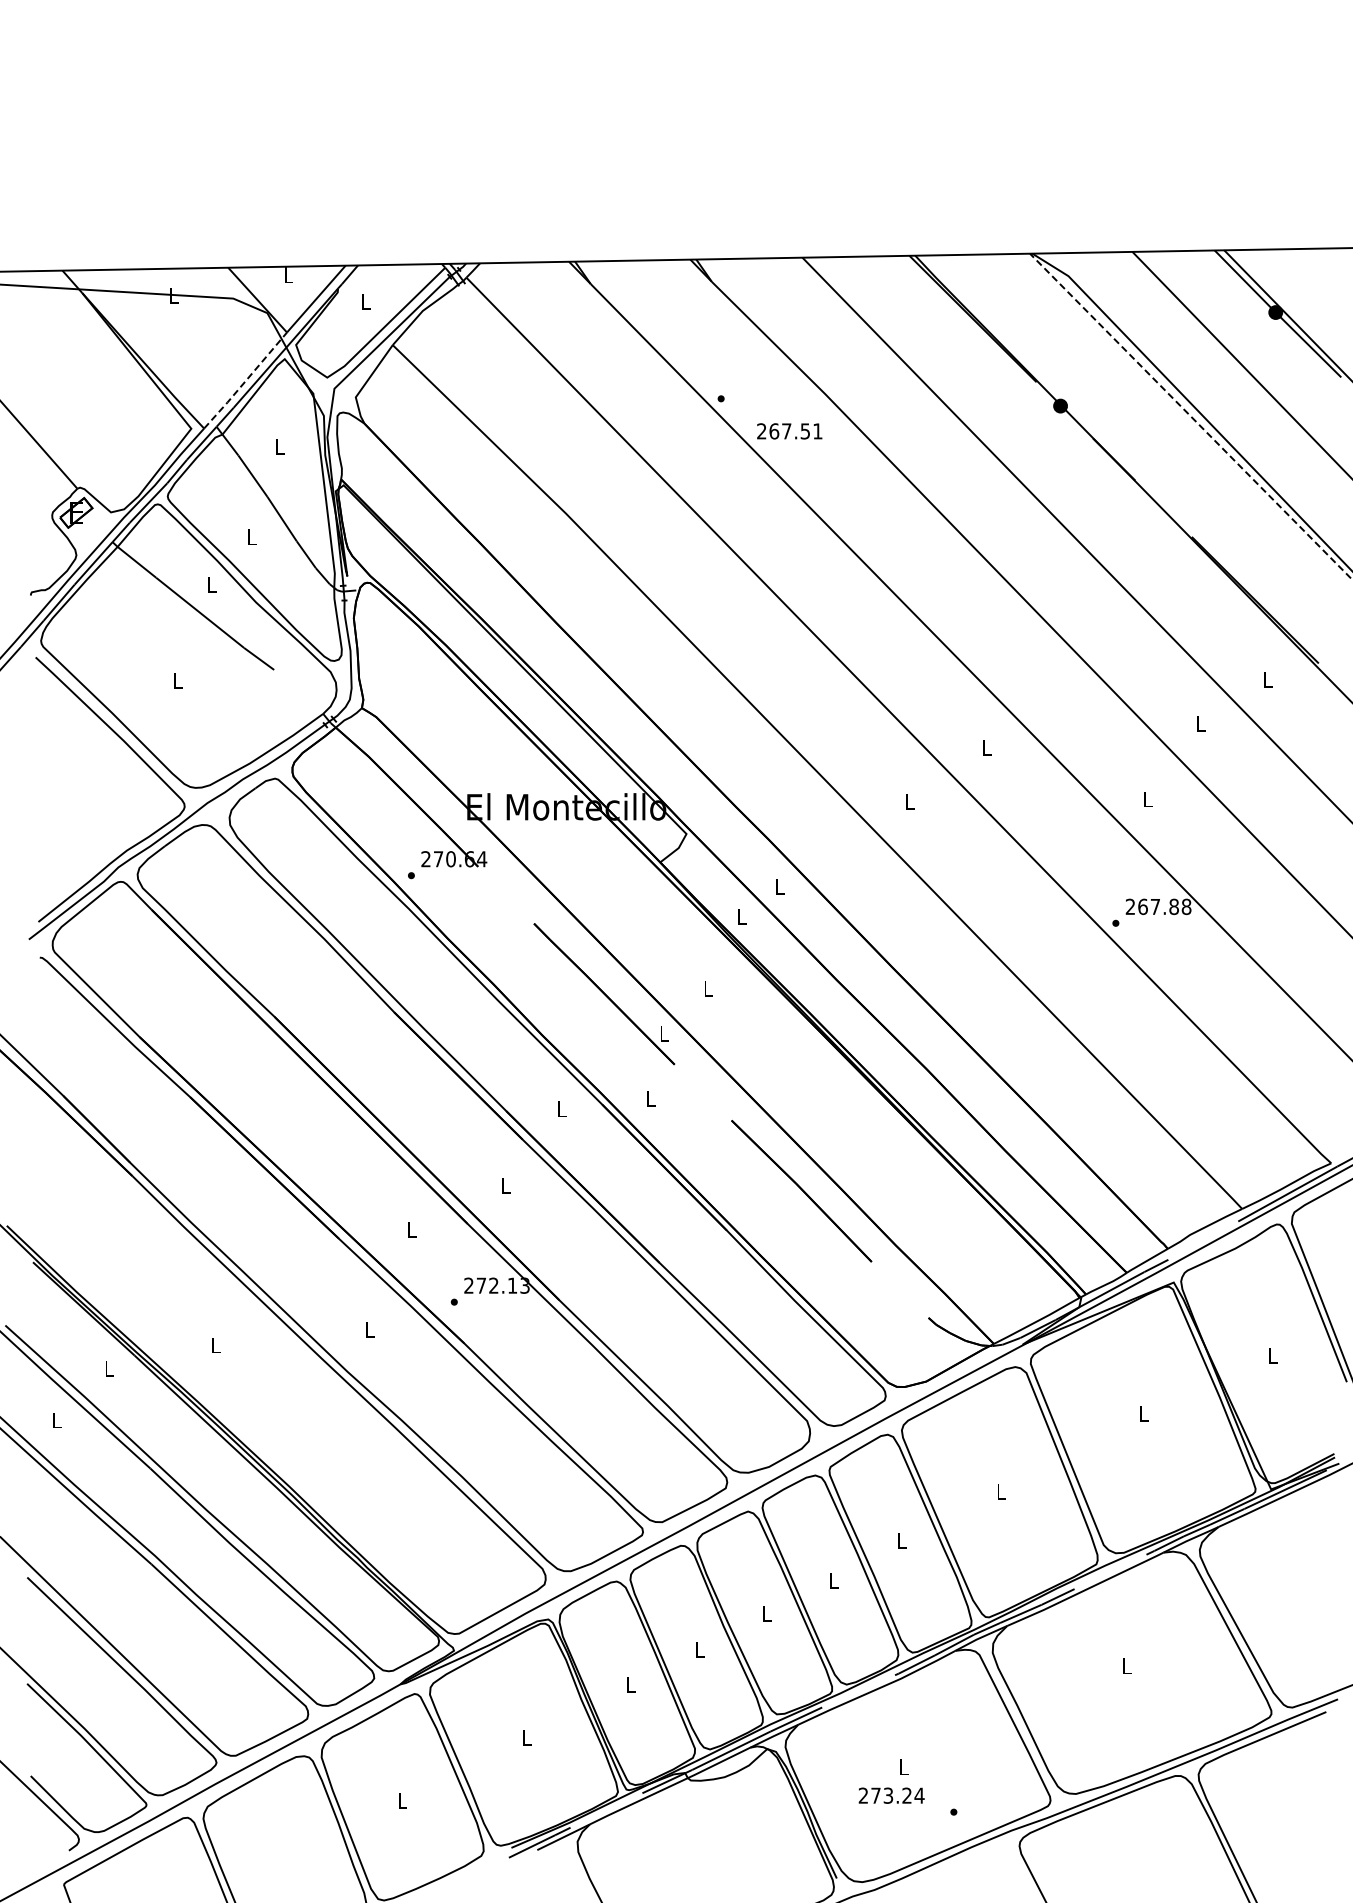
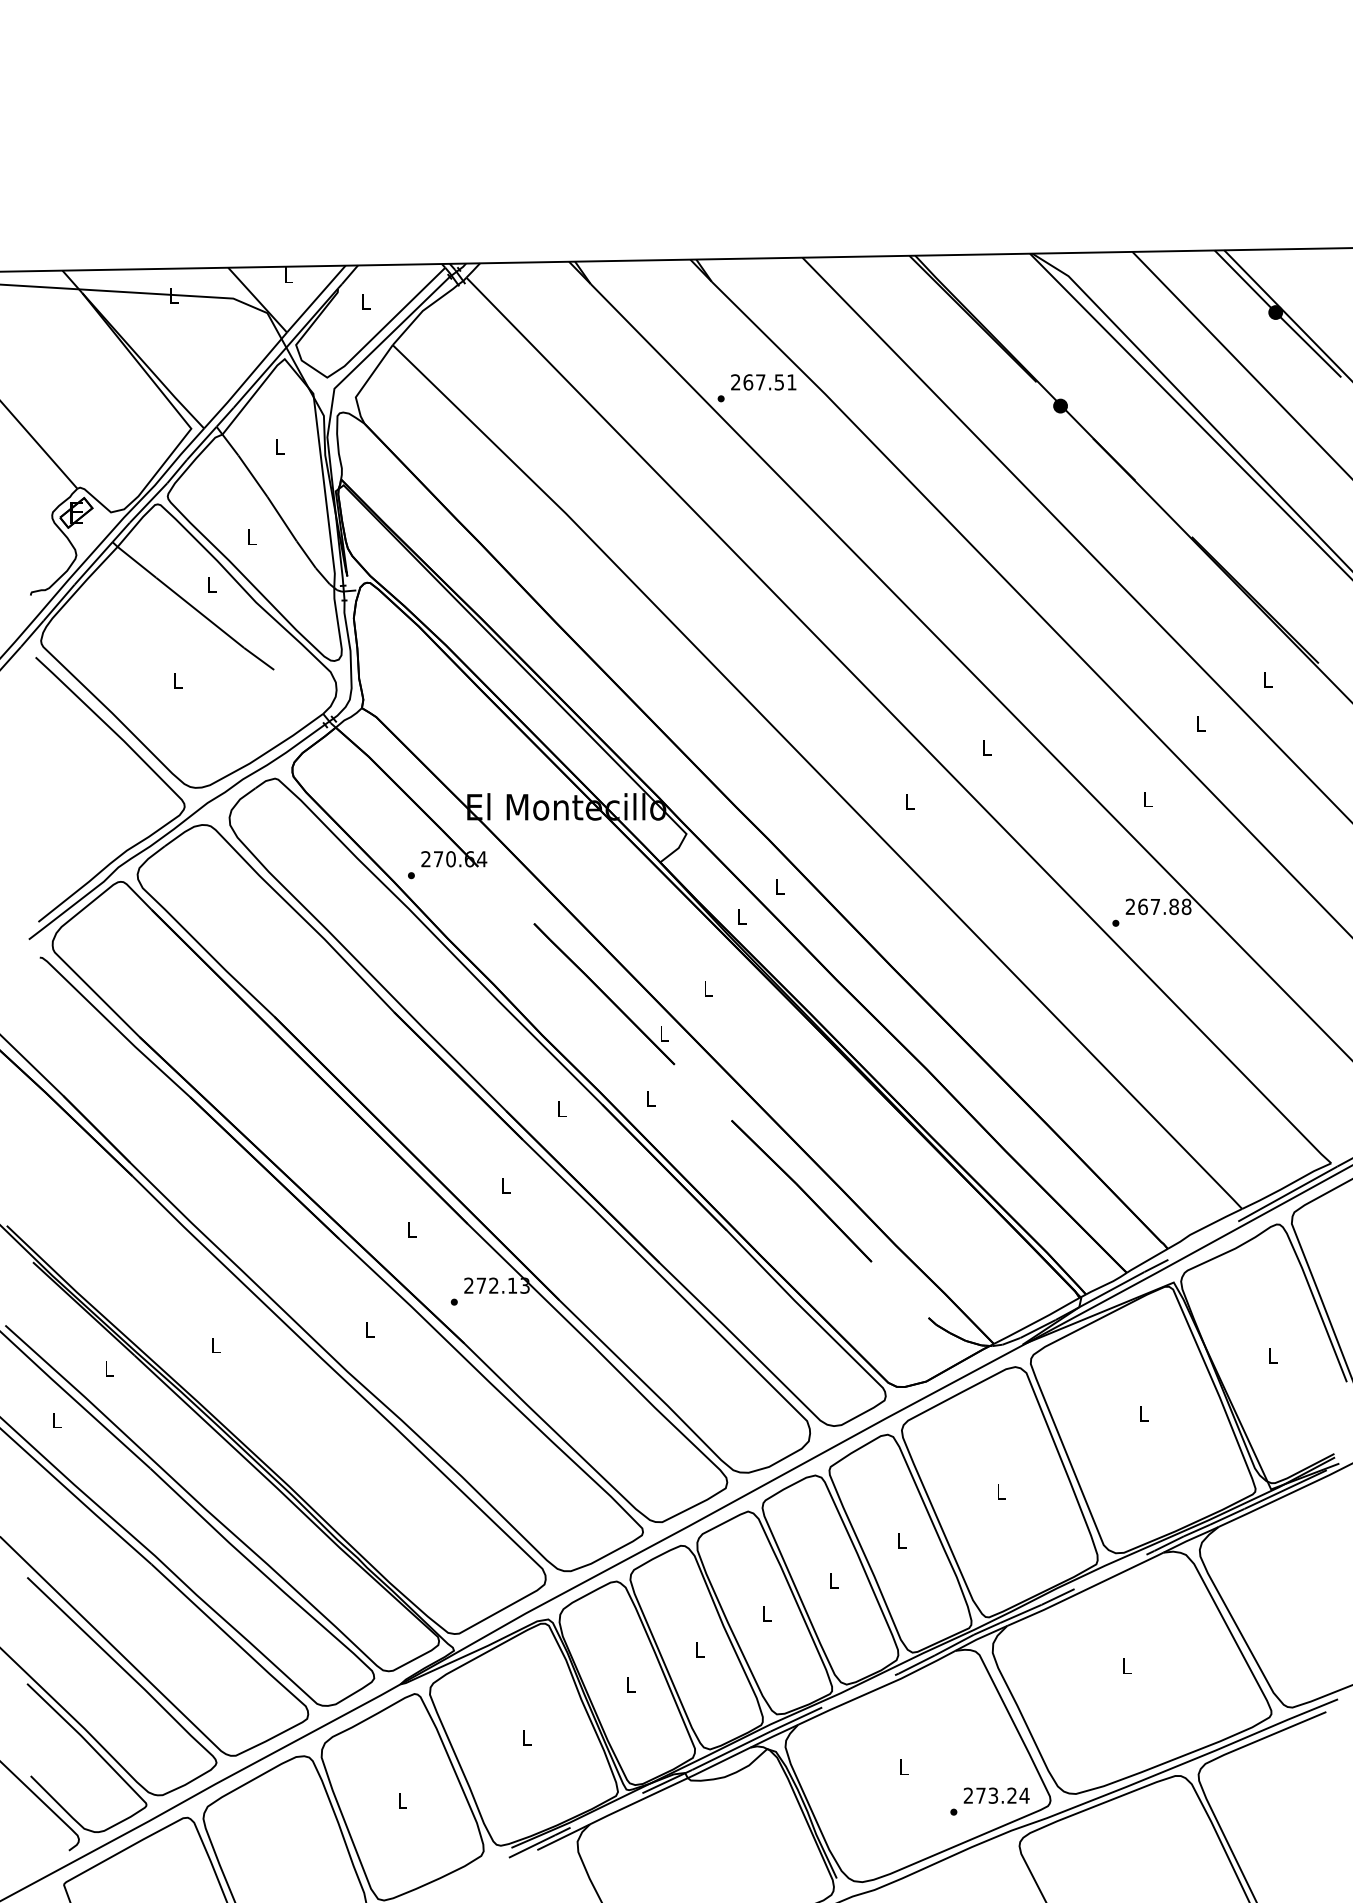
line: dashed -> solid (245, 381)
line: dashed -> solid (1190, 416)
text position: (789, 431) -> (763, 382) (763, 382)
text position: (891, 1795) -> (996, 1795) (996, 1795)
